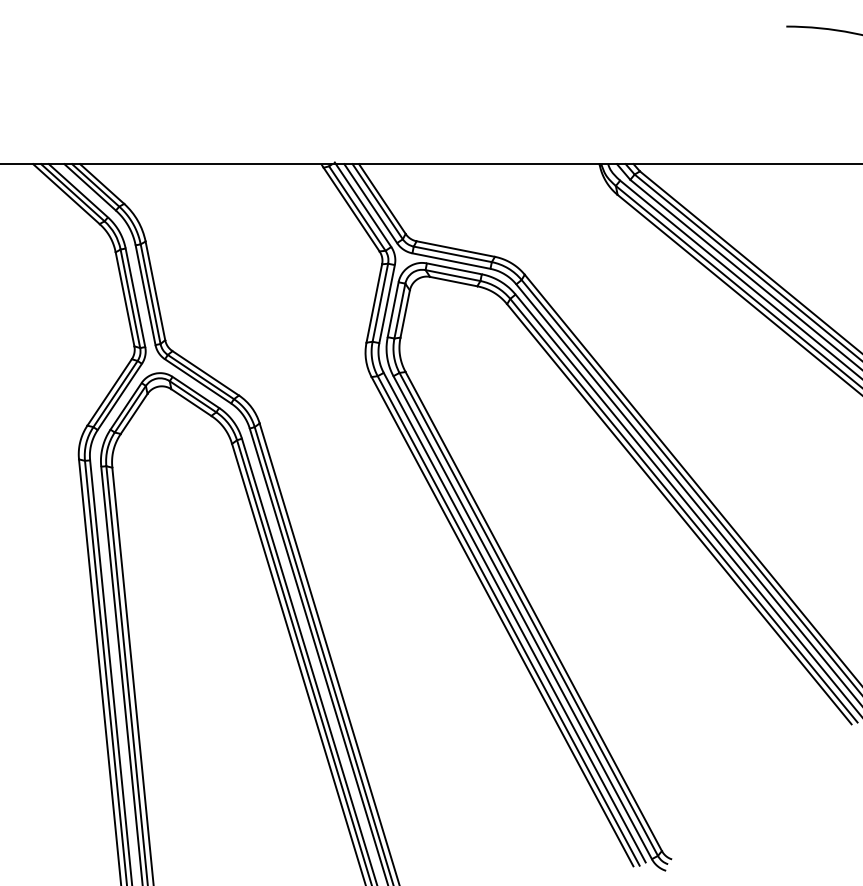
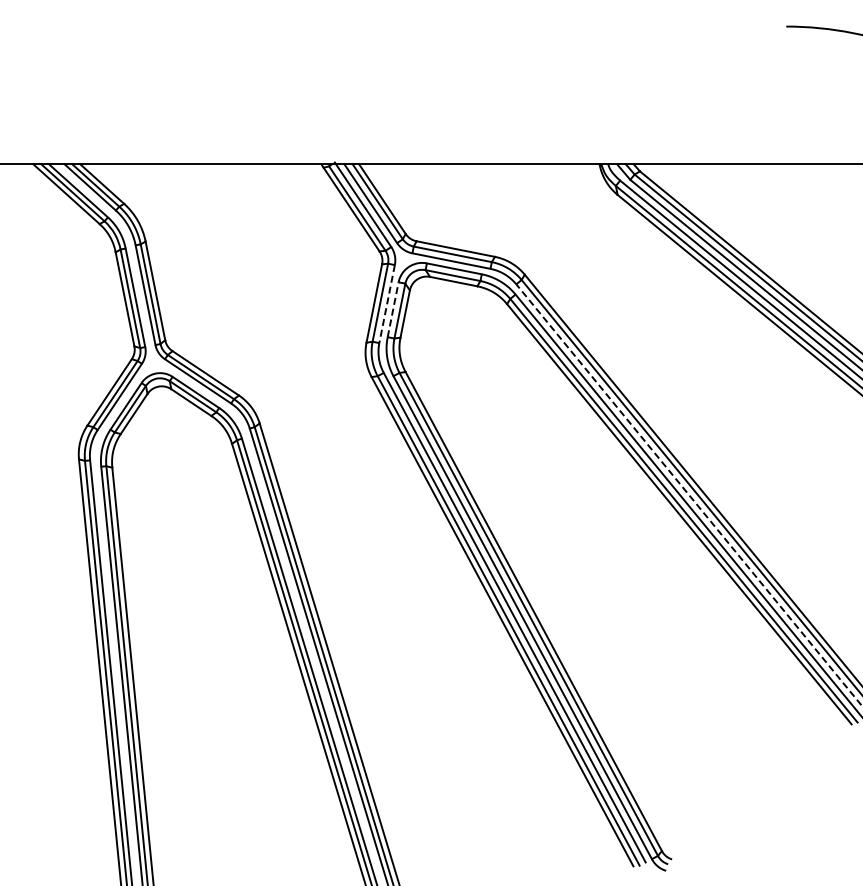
line: solid -> dashed (387, 304)
line: solid -> dashed (393, 309)
line: solid -> dashed (689, 495)
